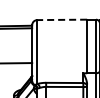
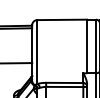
line: dashed -> solid (62, 19)
